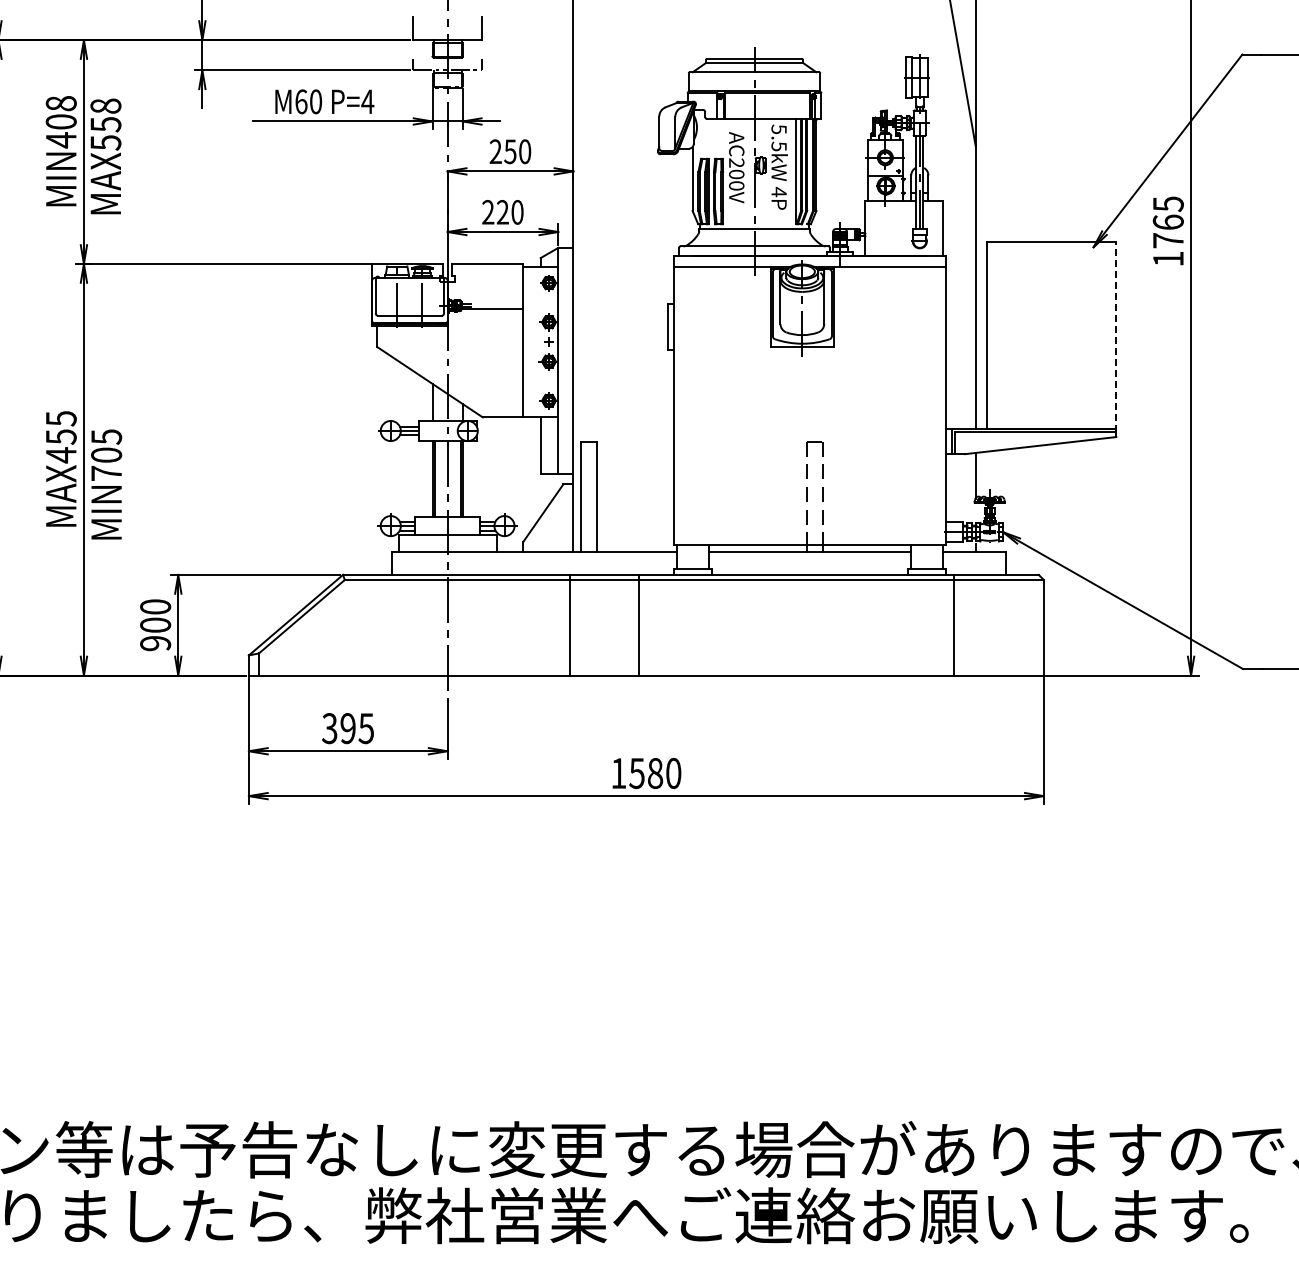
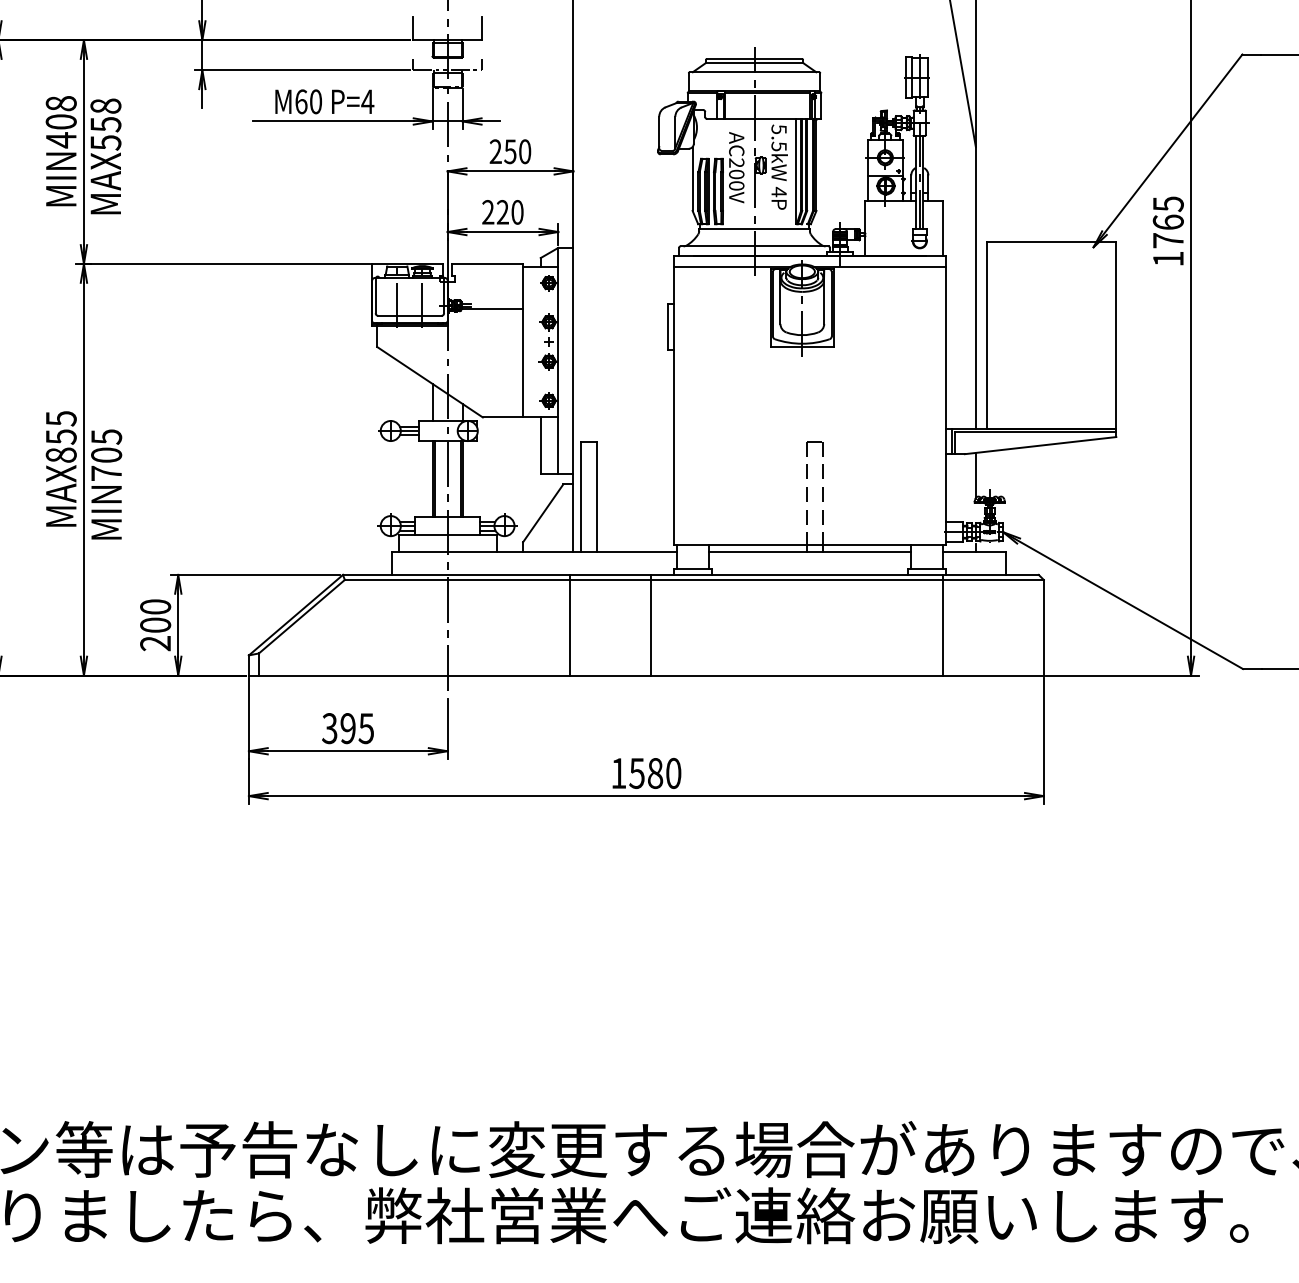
line: dashed -> solid (1116, 336)
text: MAX455 -> MAX855 (60, 455)
line position: (639, 624) -> (651, 624) (651, 624)
line position: (954, 624) -> (943, 624) (943, 624)
text: 900 -> 200 (155, 643)
